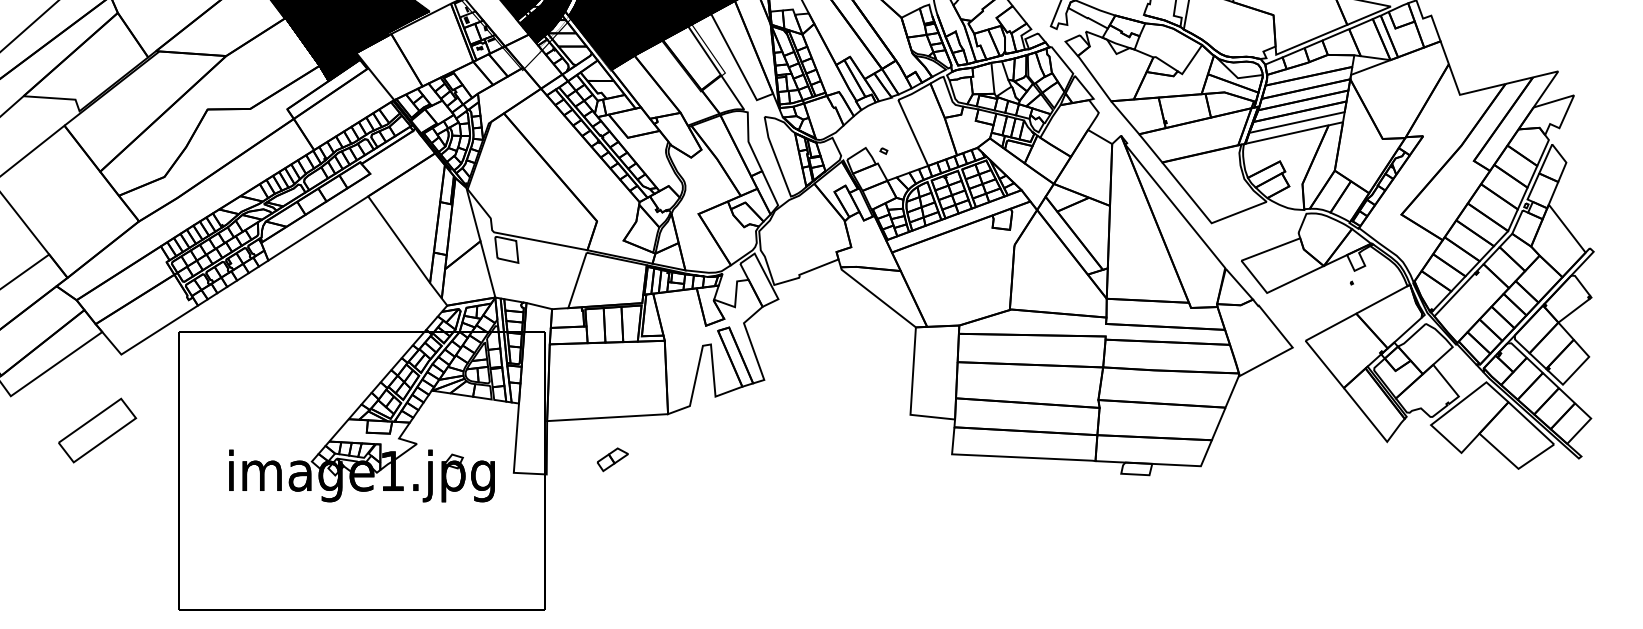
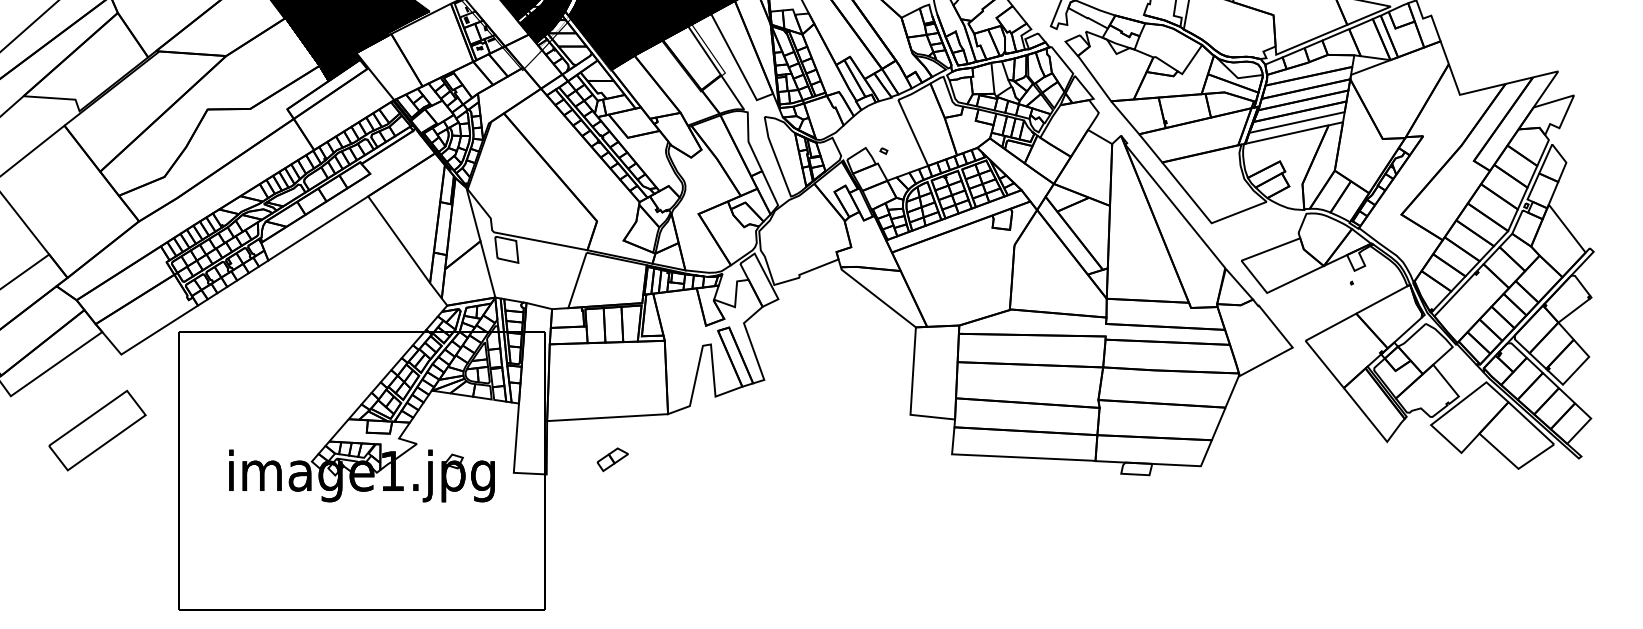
part size: 80x67 px -> 99x83 px (97, 430)
